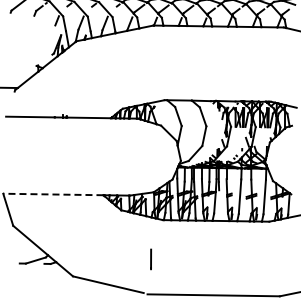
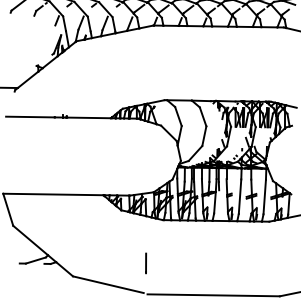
line: dashed -> solid (52, 194)
line position: (150, 259) -> (145, 263) (145, 263)
